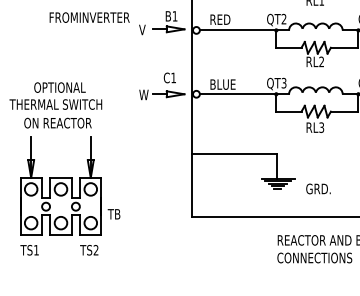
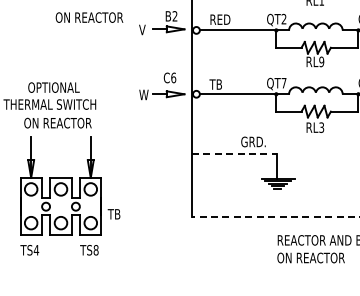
text: B1 -> B2 (174, 16)
text: FROM^JINVERTER -> ON REACTOR (89, 17)
text: RL2 -> RL9 (321, 61)
text: C1 -> C6 (173, 77)
text: QT3 -> QT7 (283, 82)
text: BLUE -> TB (222, 84)
text position: (55, 95) -> (49, 95) (49, 95)
line: solid -> dashed (234, 154)
text position: (318, 188) -> (253, 141) (253, 141)
line: solid -> dashed (276, 217)
text: TS1 -> TS4 (36, 250)
text: TS2 -> TS8 (95, 250)
text: CONNECTIONS -> ON REACTOR (317, 257)
